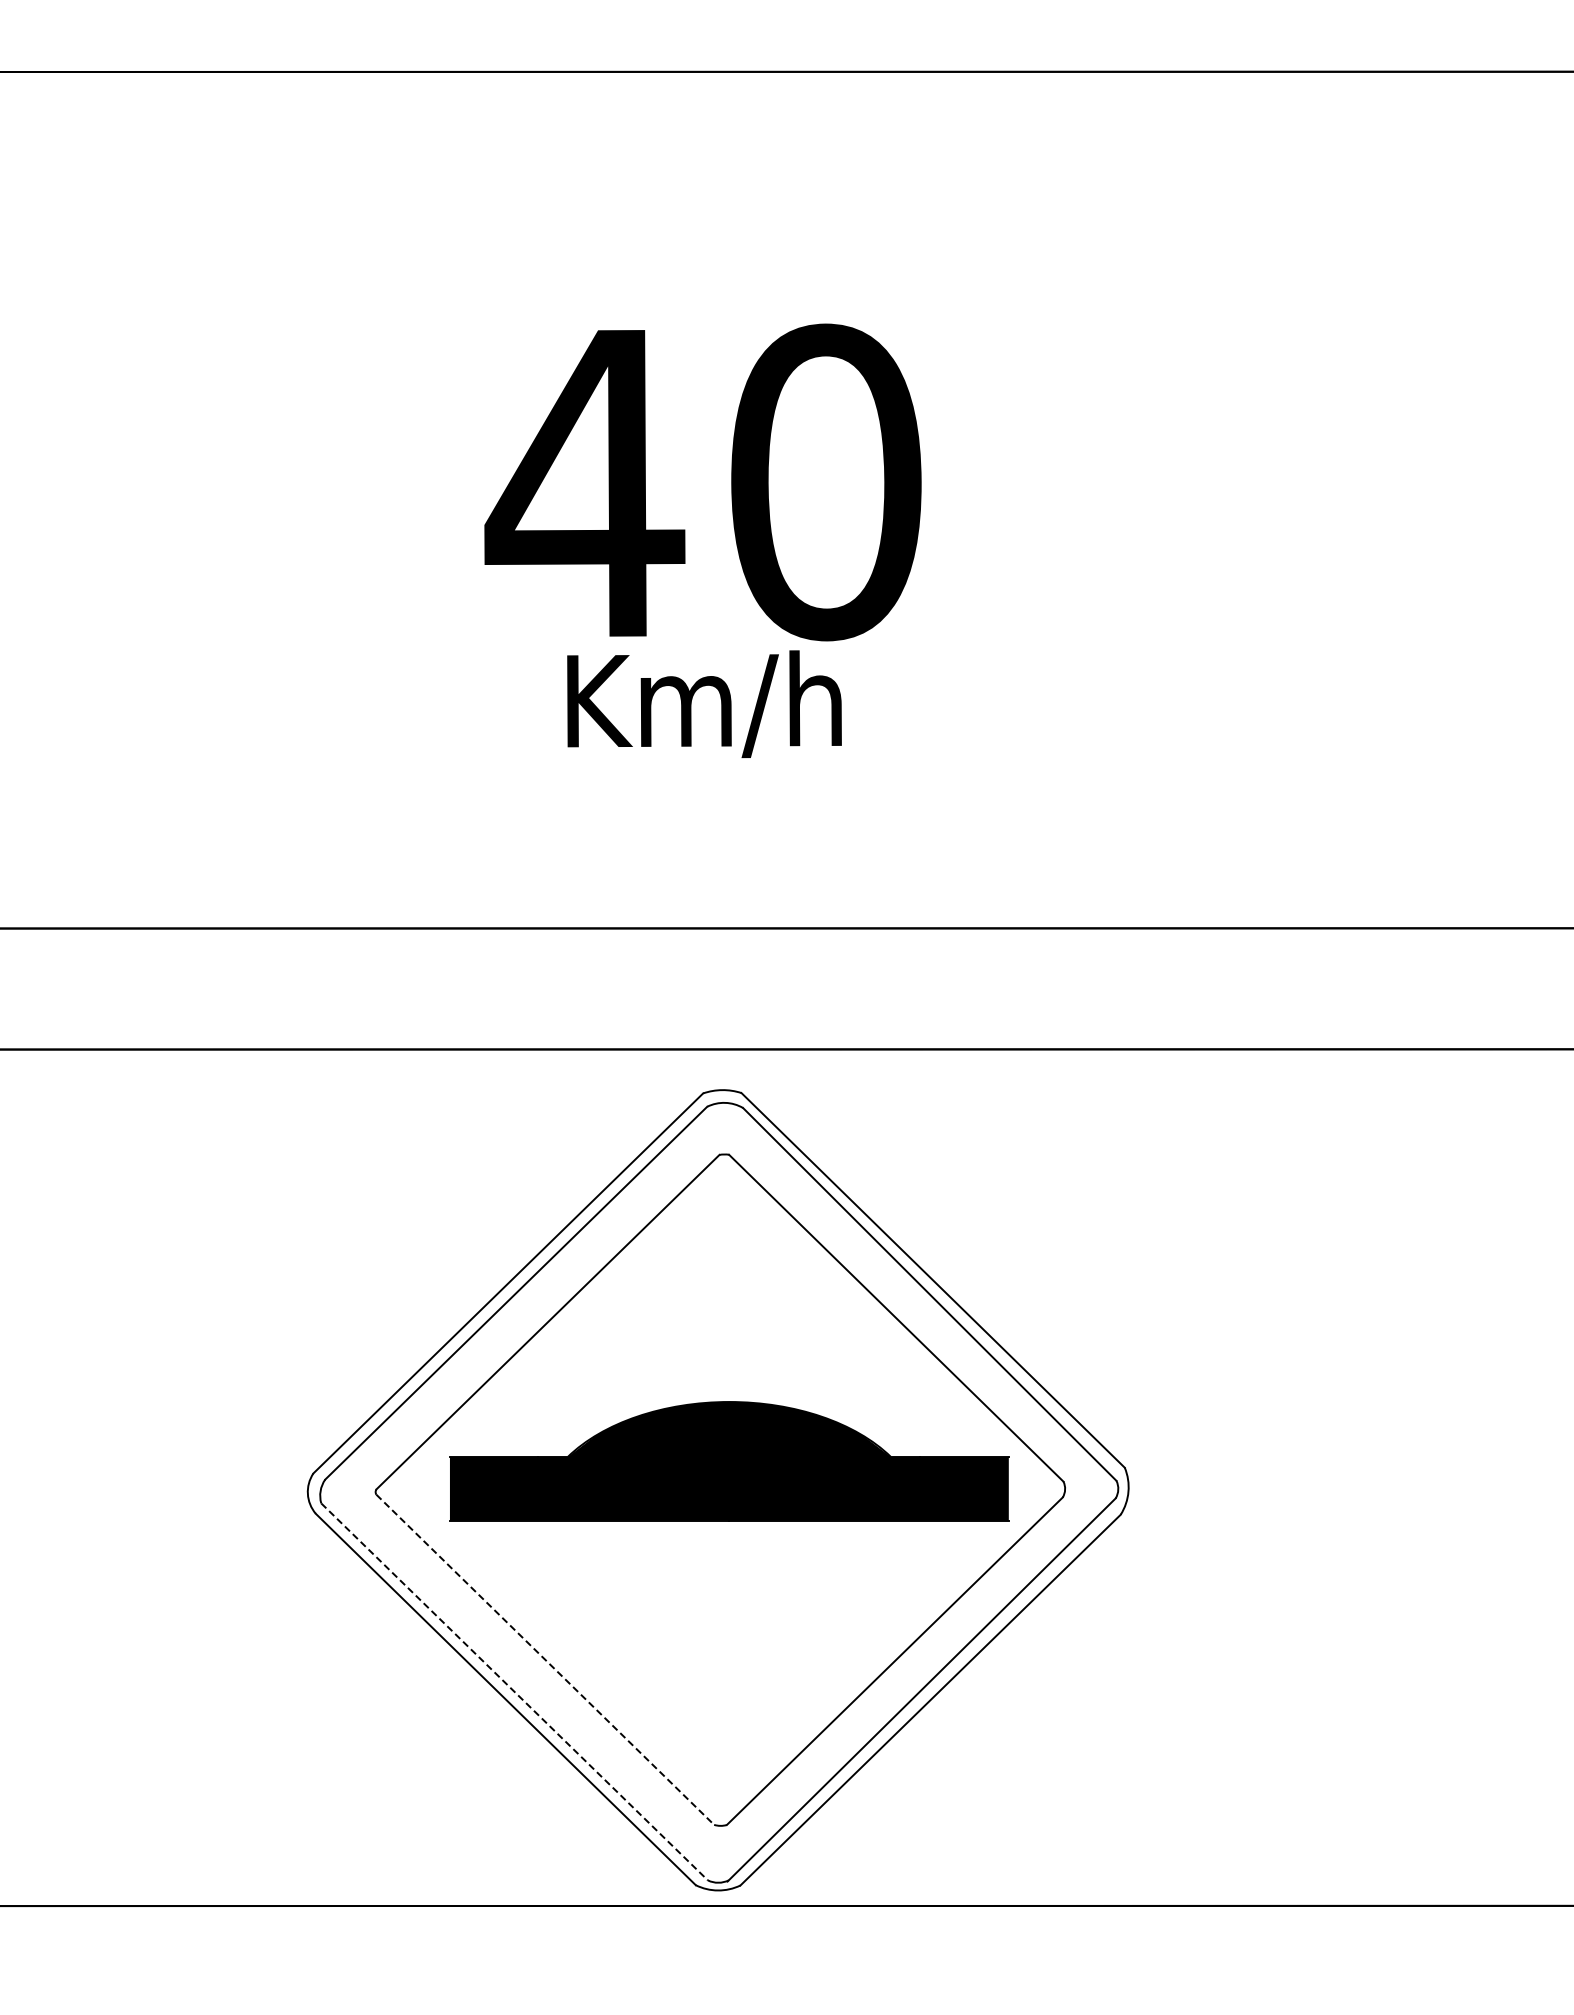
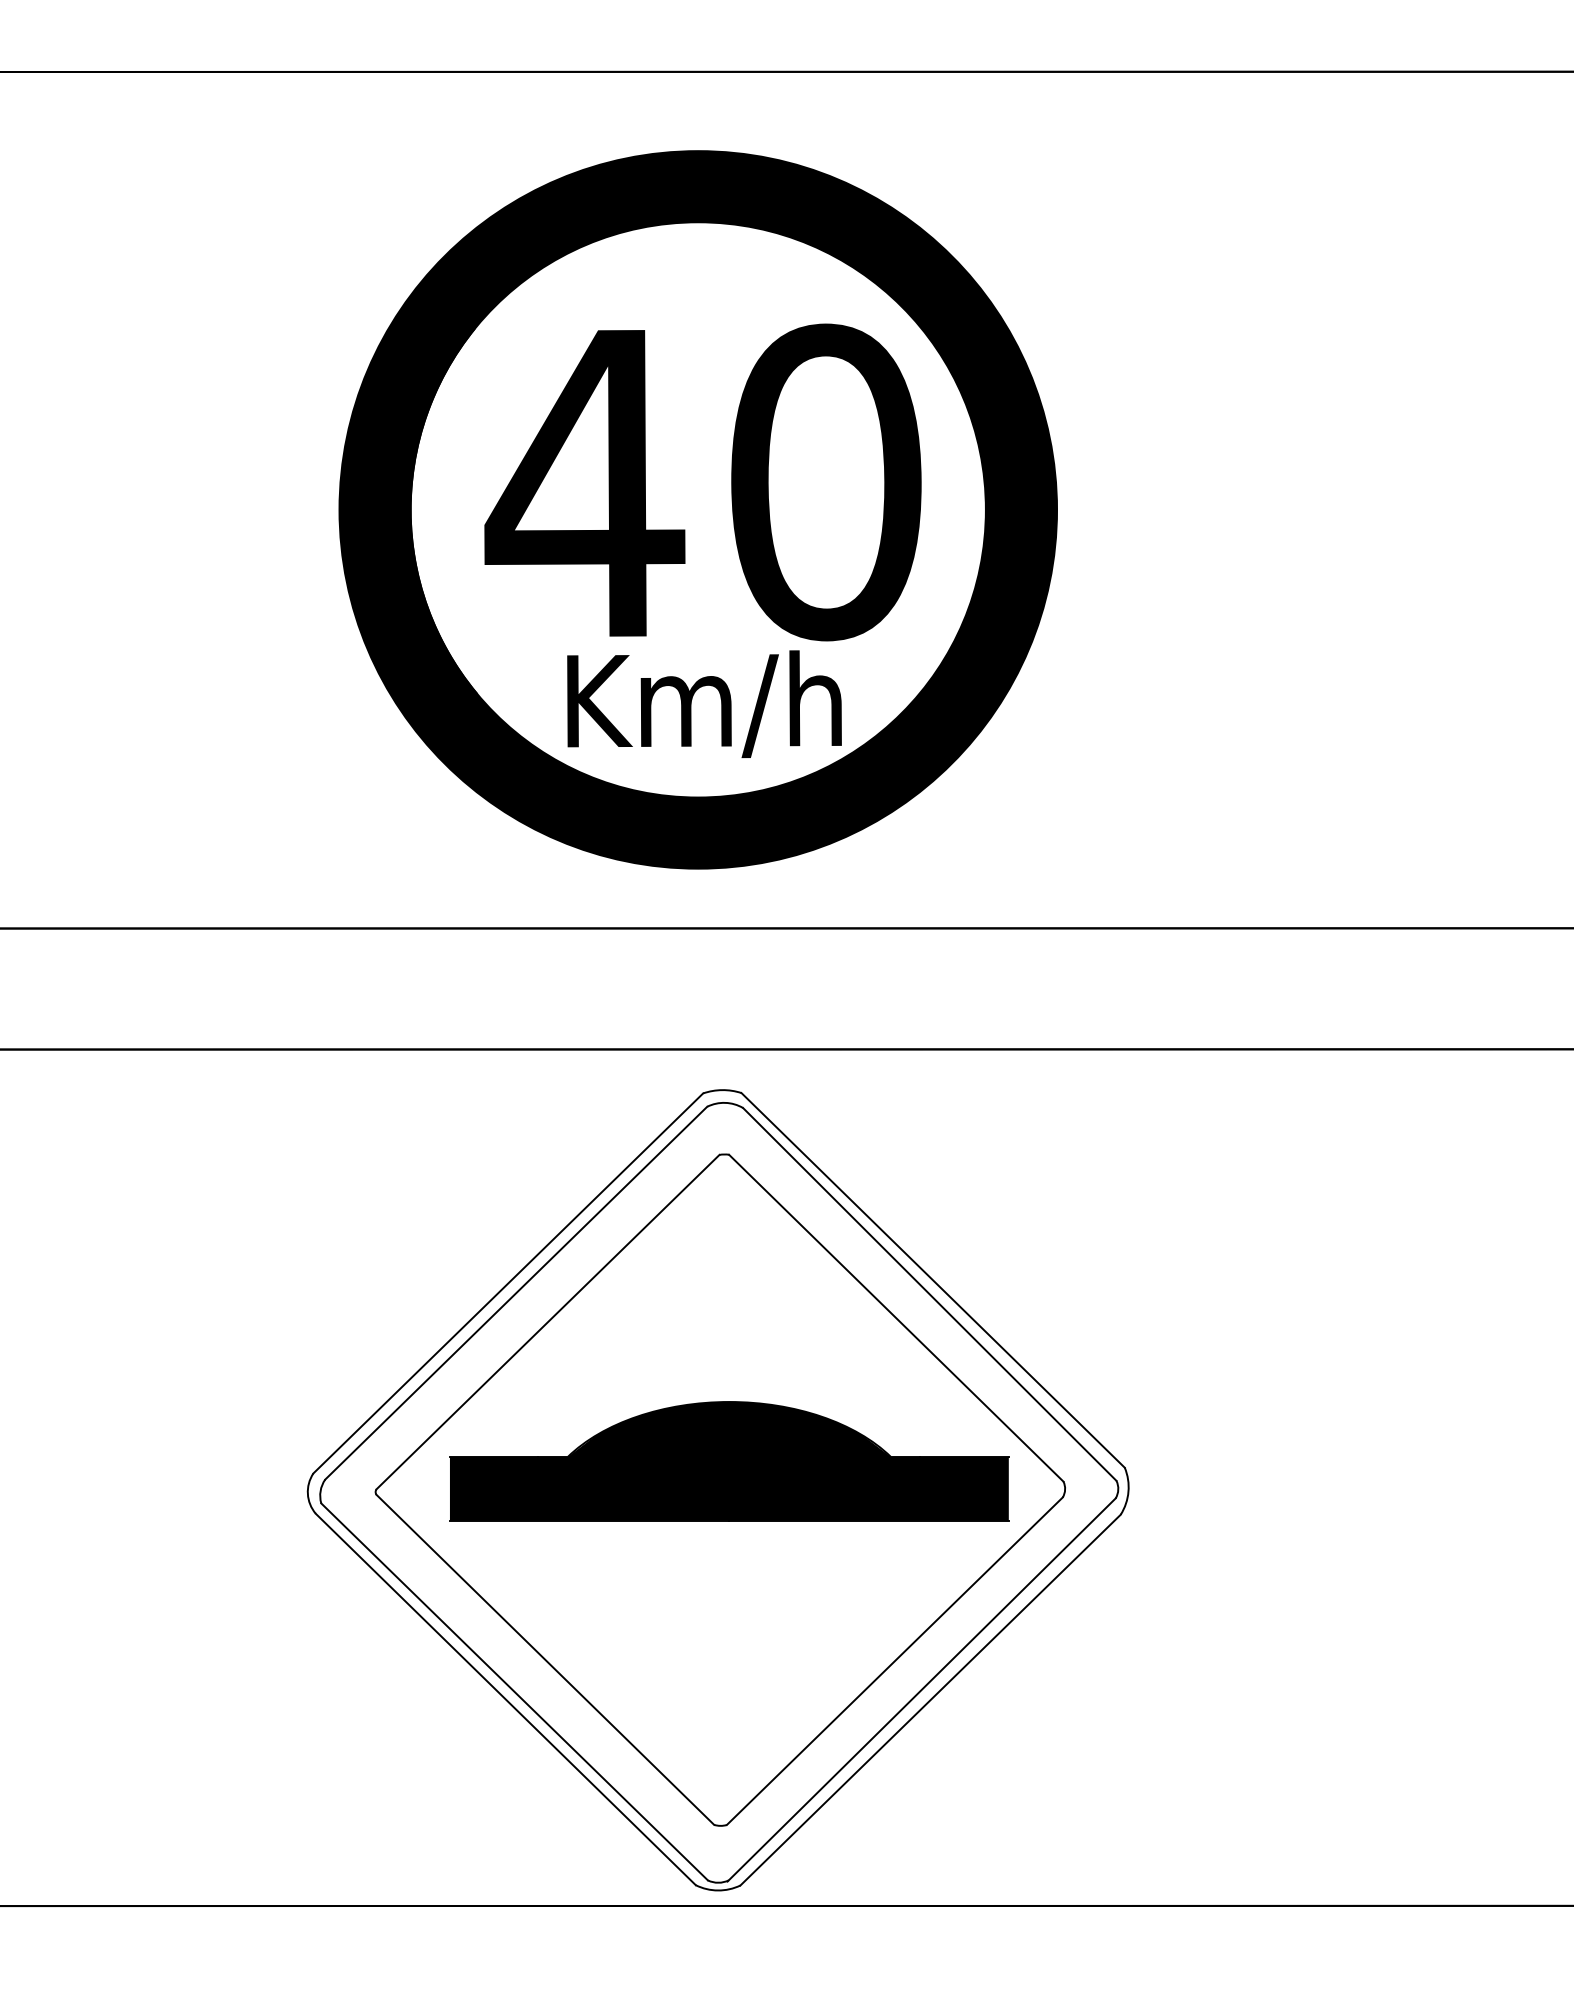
part: none -> present (697, 509)
line: dashed -> solid (545, 1660)
line: dashed -> solid (514, 1691)
